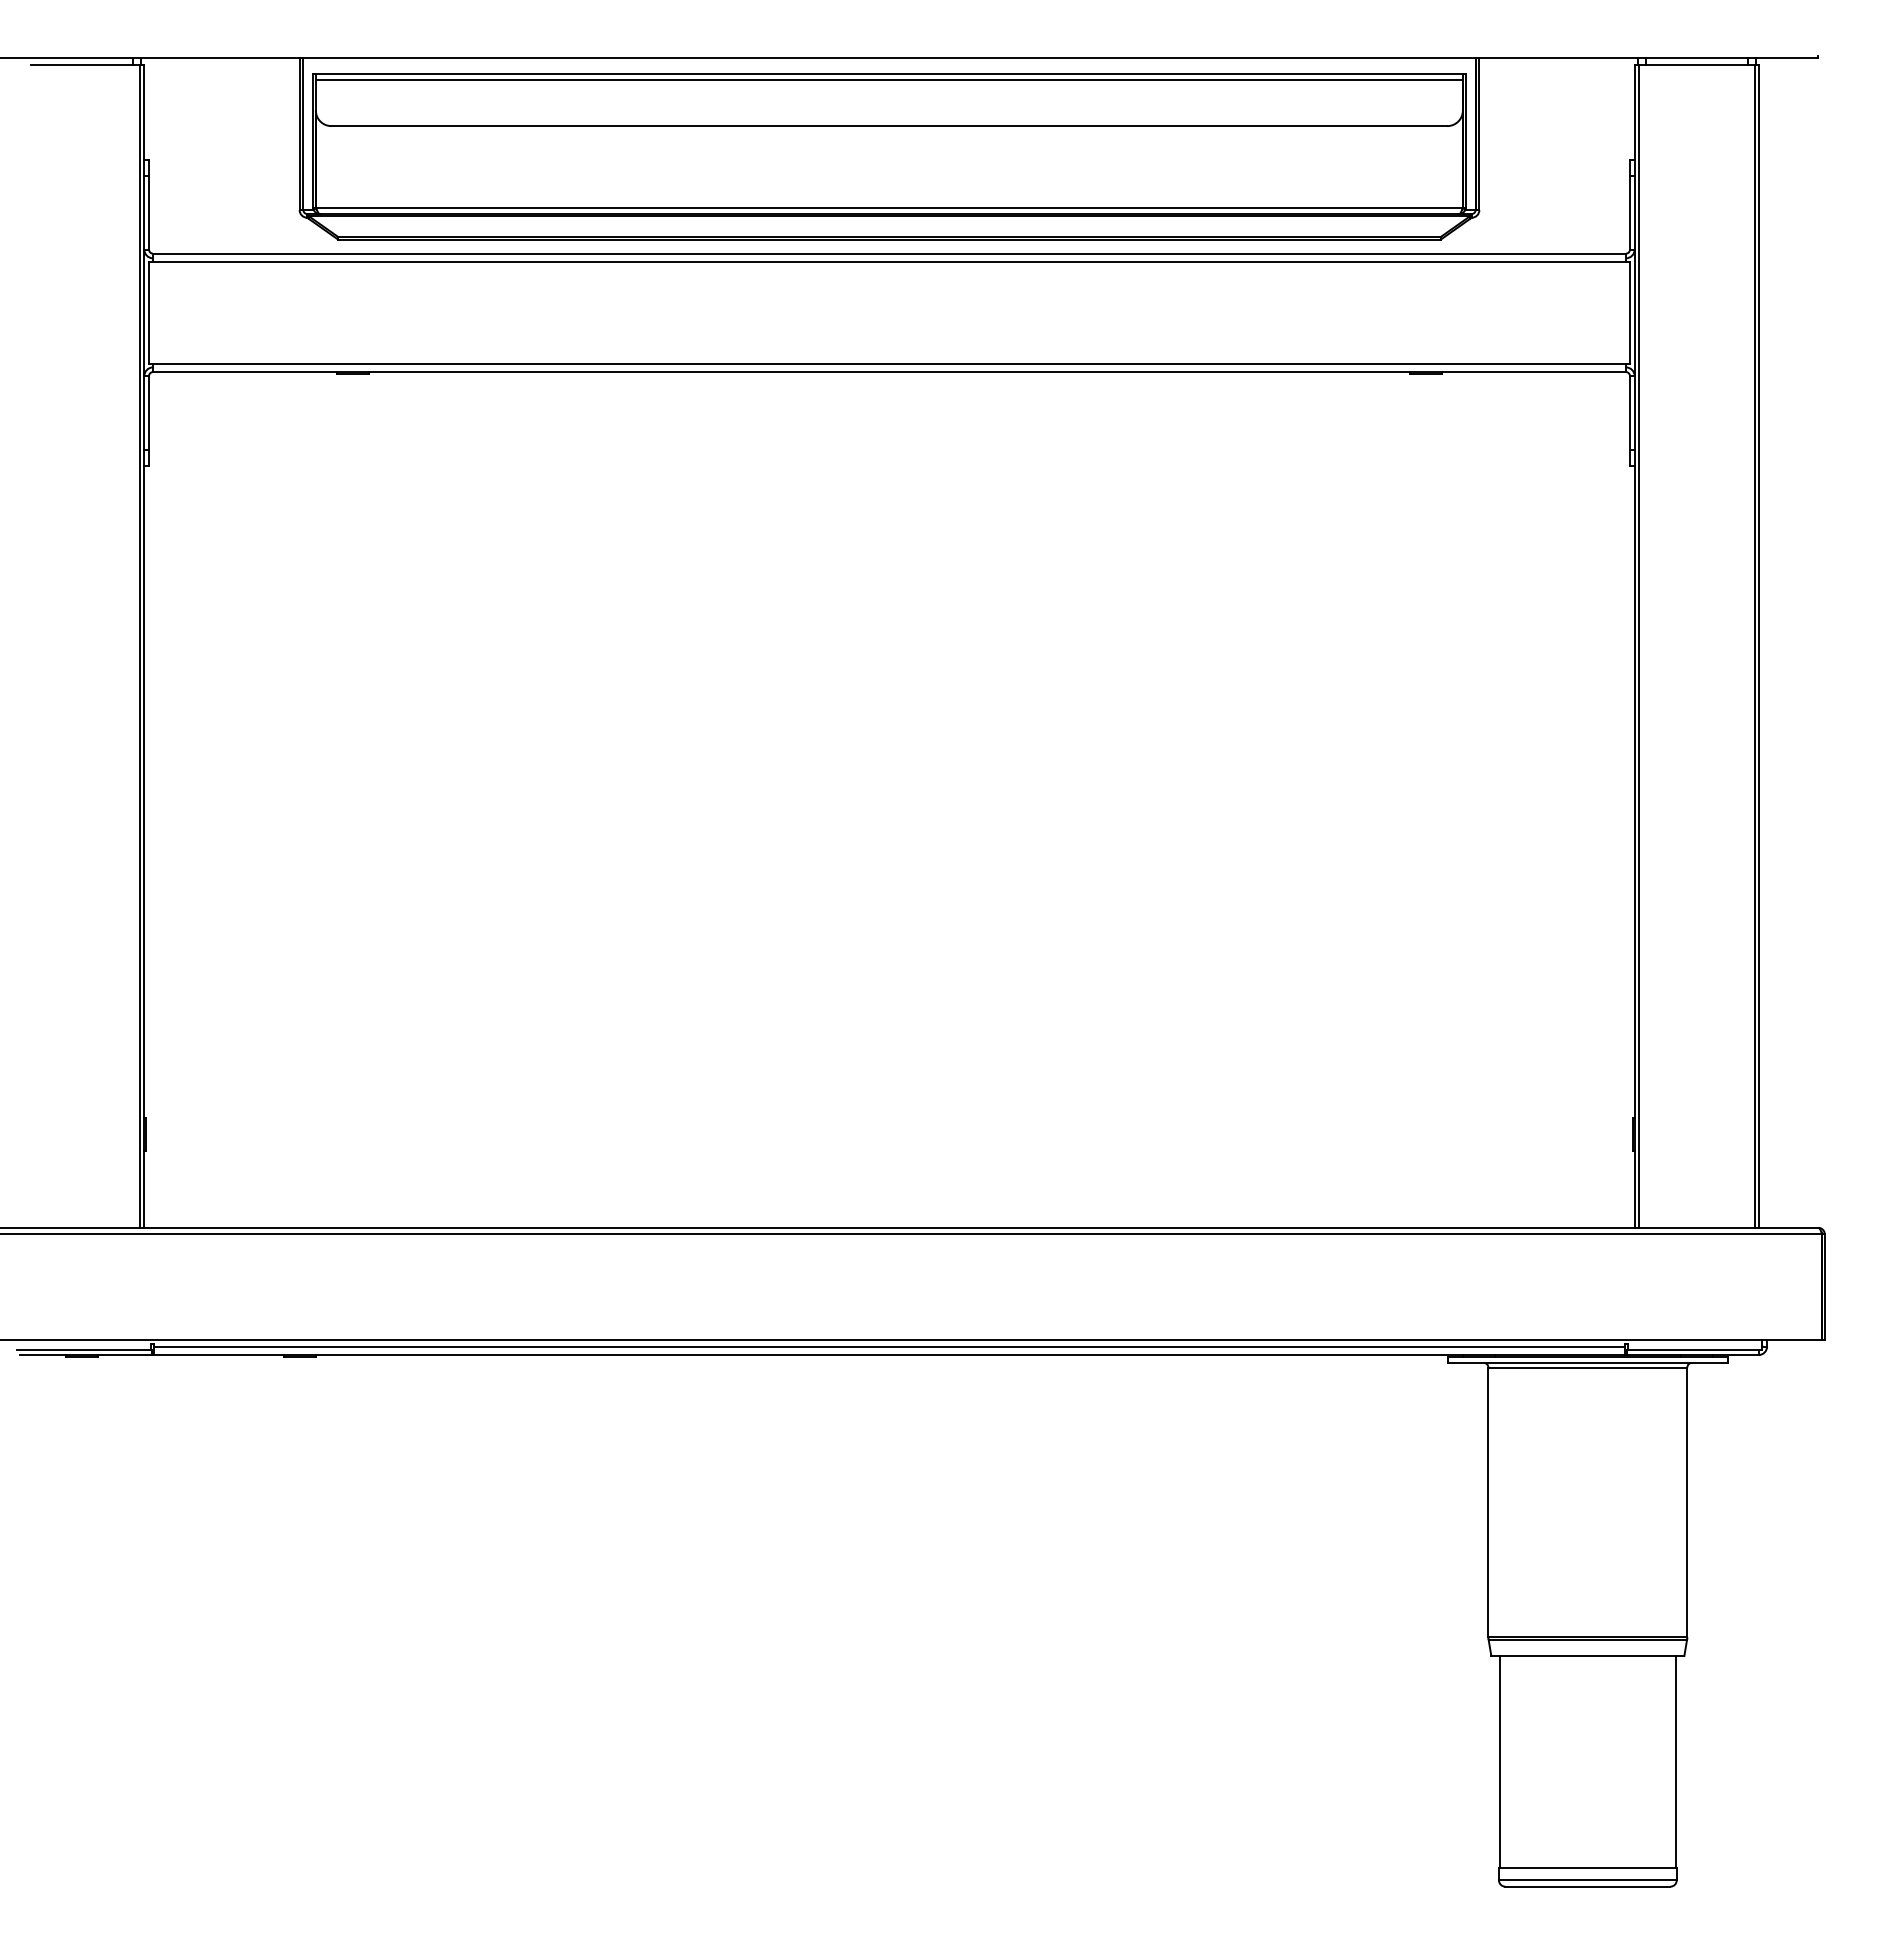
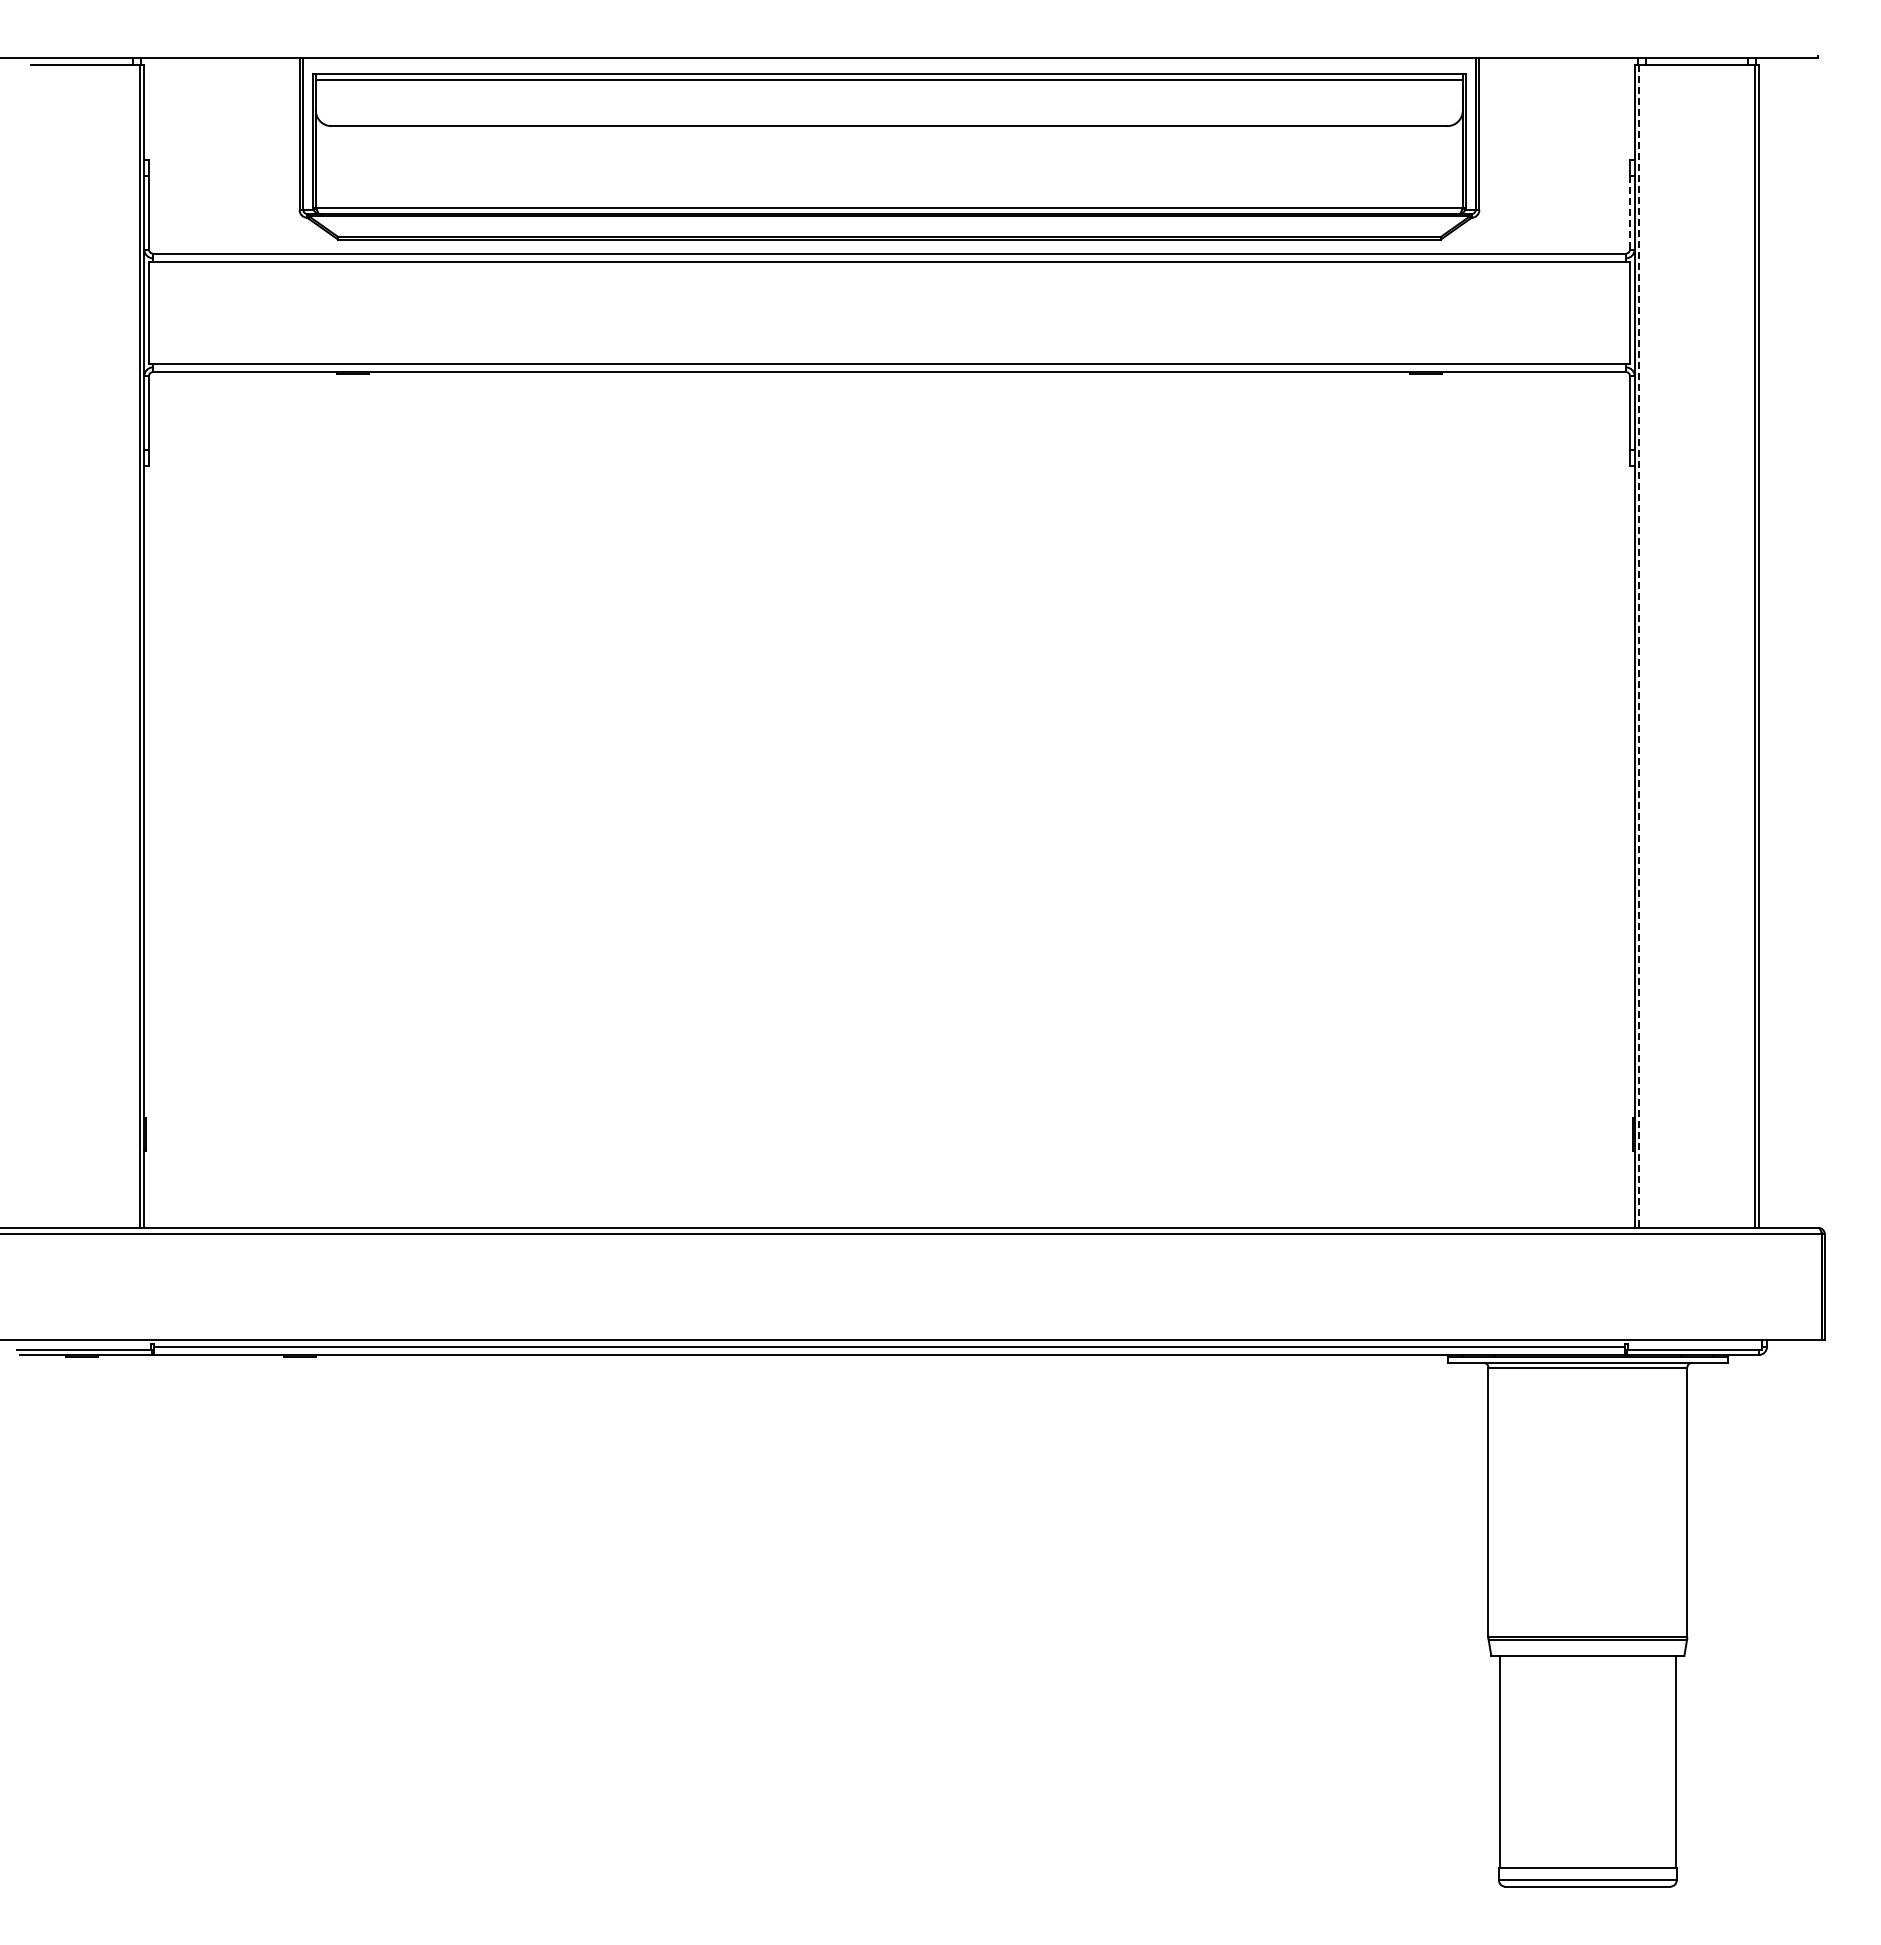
line: solid -> dashed (1629, 213)
line: solid -> dashed (1639, 646)
